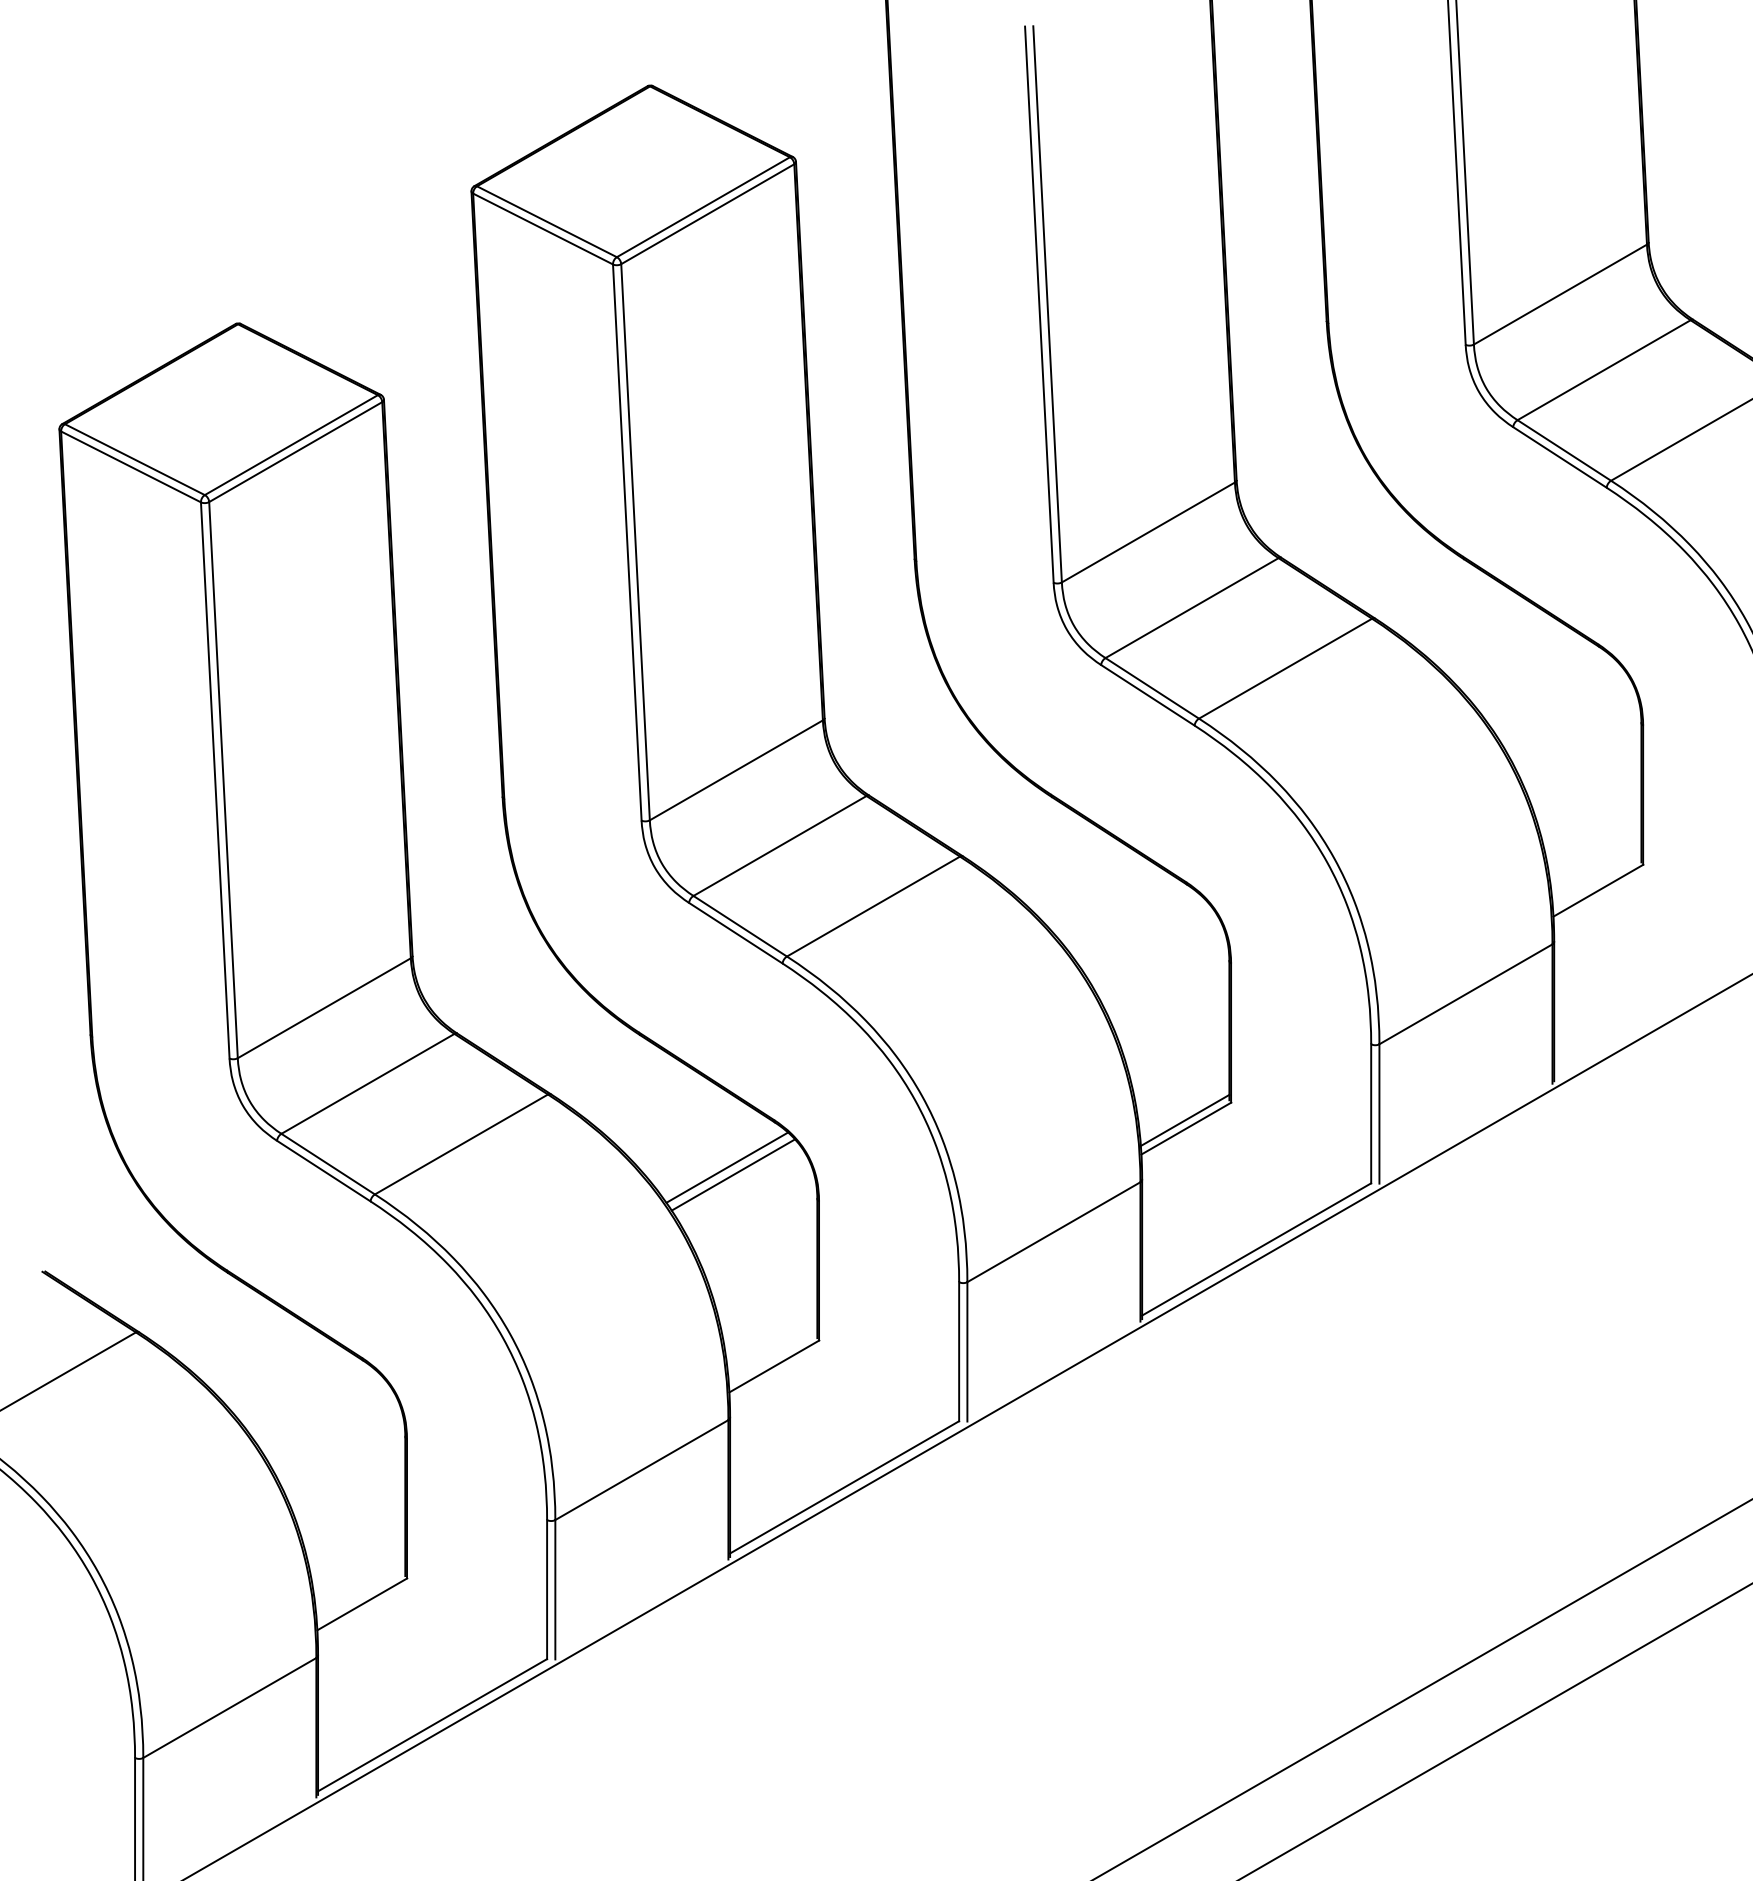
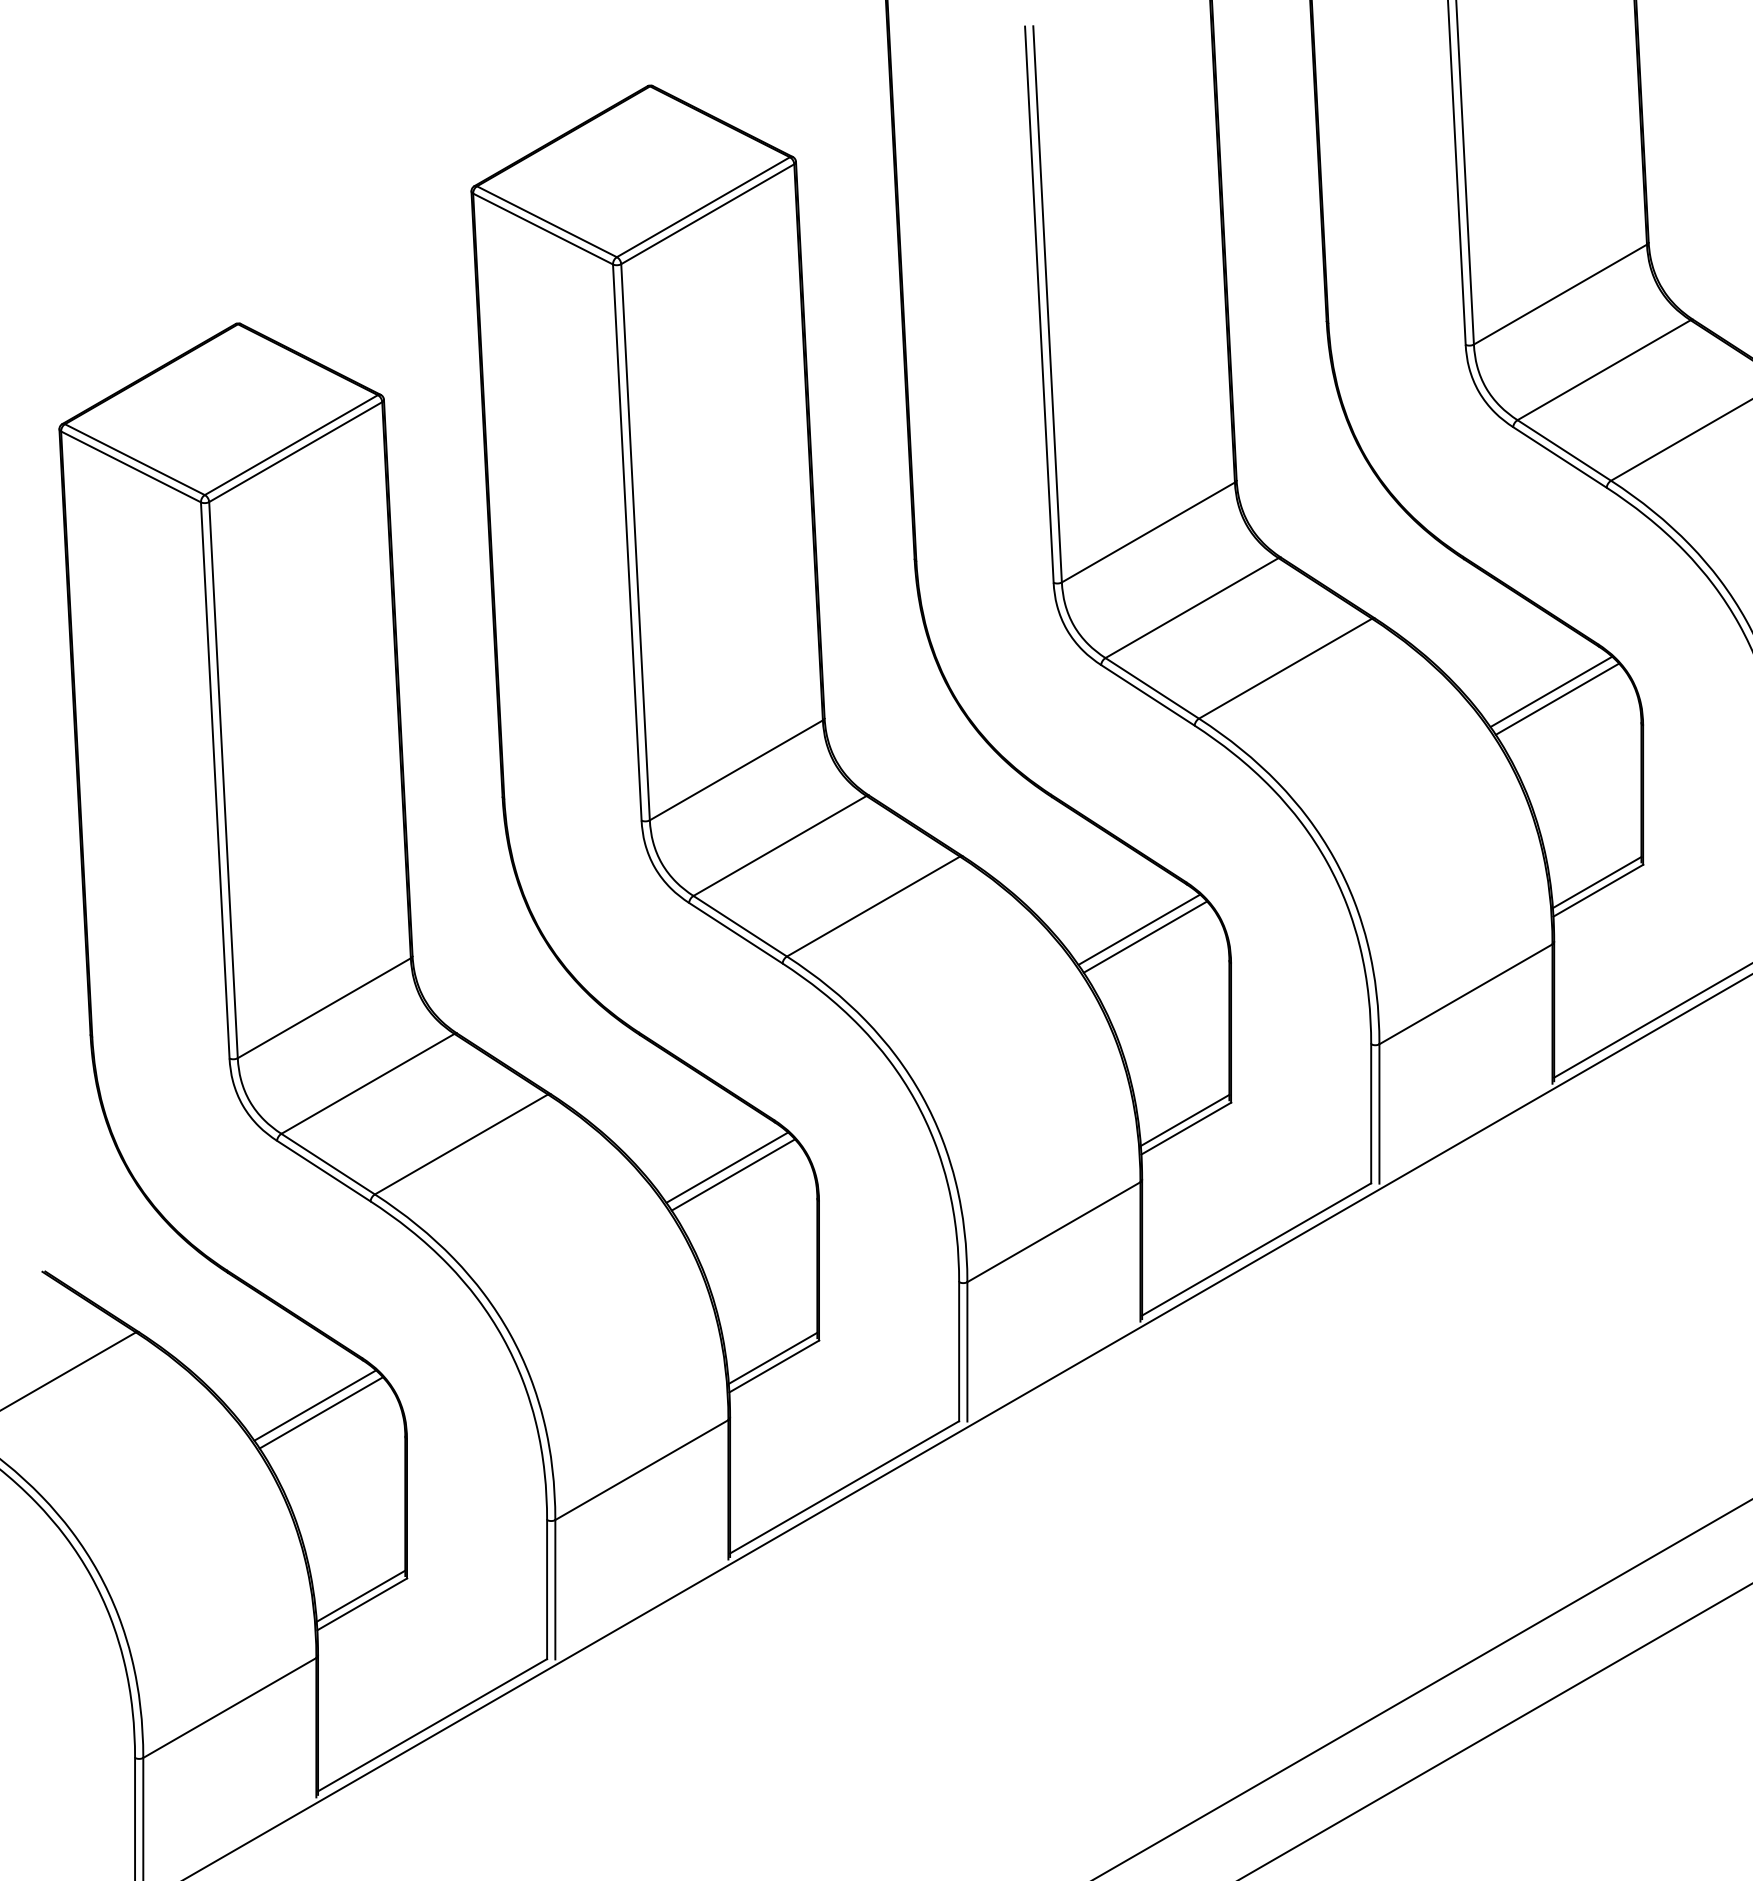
line: none -> present (1551, 691)
line: none -> present (1557, 698)
line: none -> present (1596, 882)
line: none -> present (1139, 929)
line: none -> present (1145, 936)
line: none -> present (1651, 1021)
line: none -> present (772, 1357)
line: none -> present (315, 1405)
line: none -> present (321, 1412)
line: none -> present (360, 1595)
